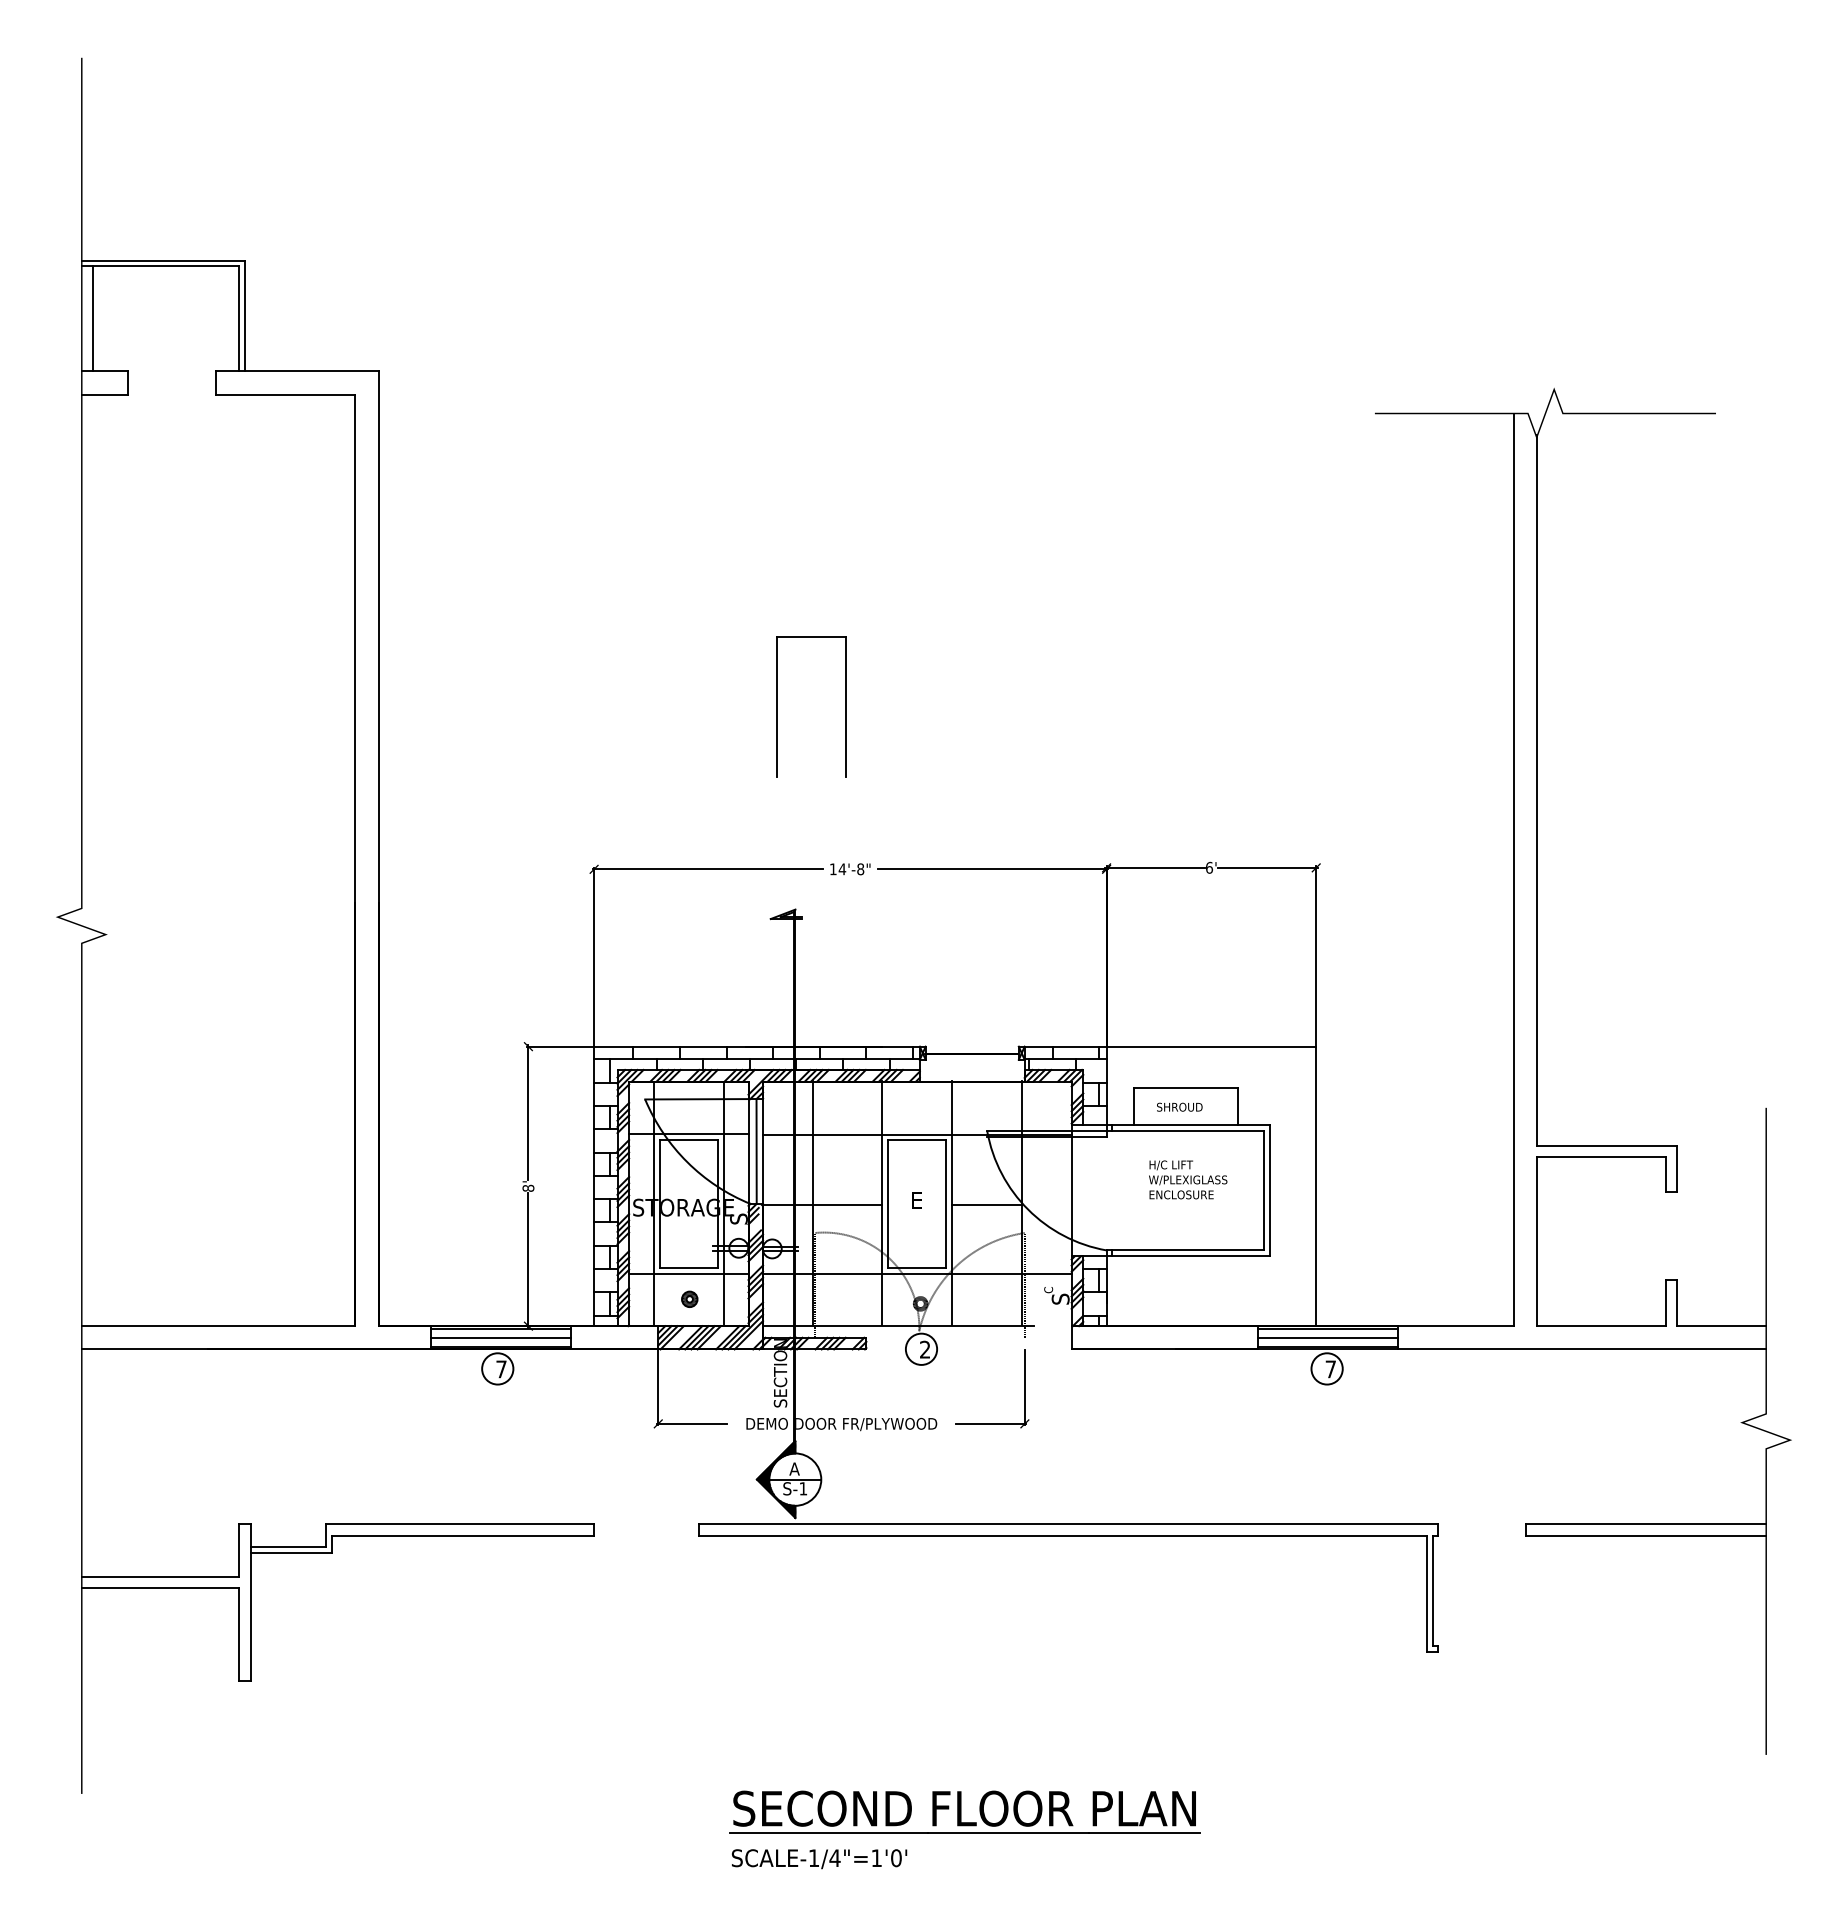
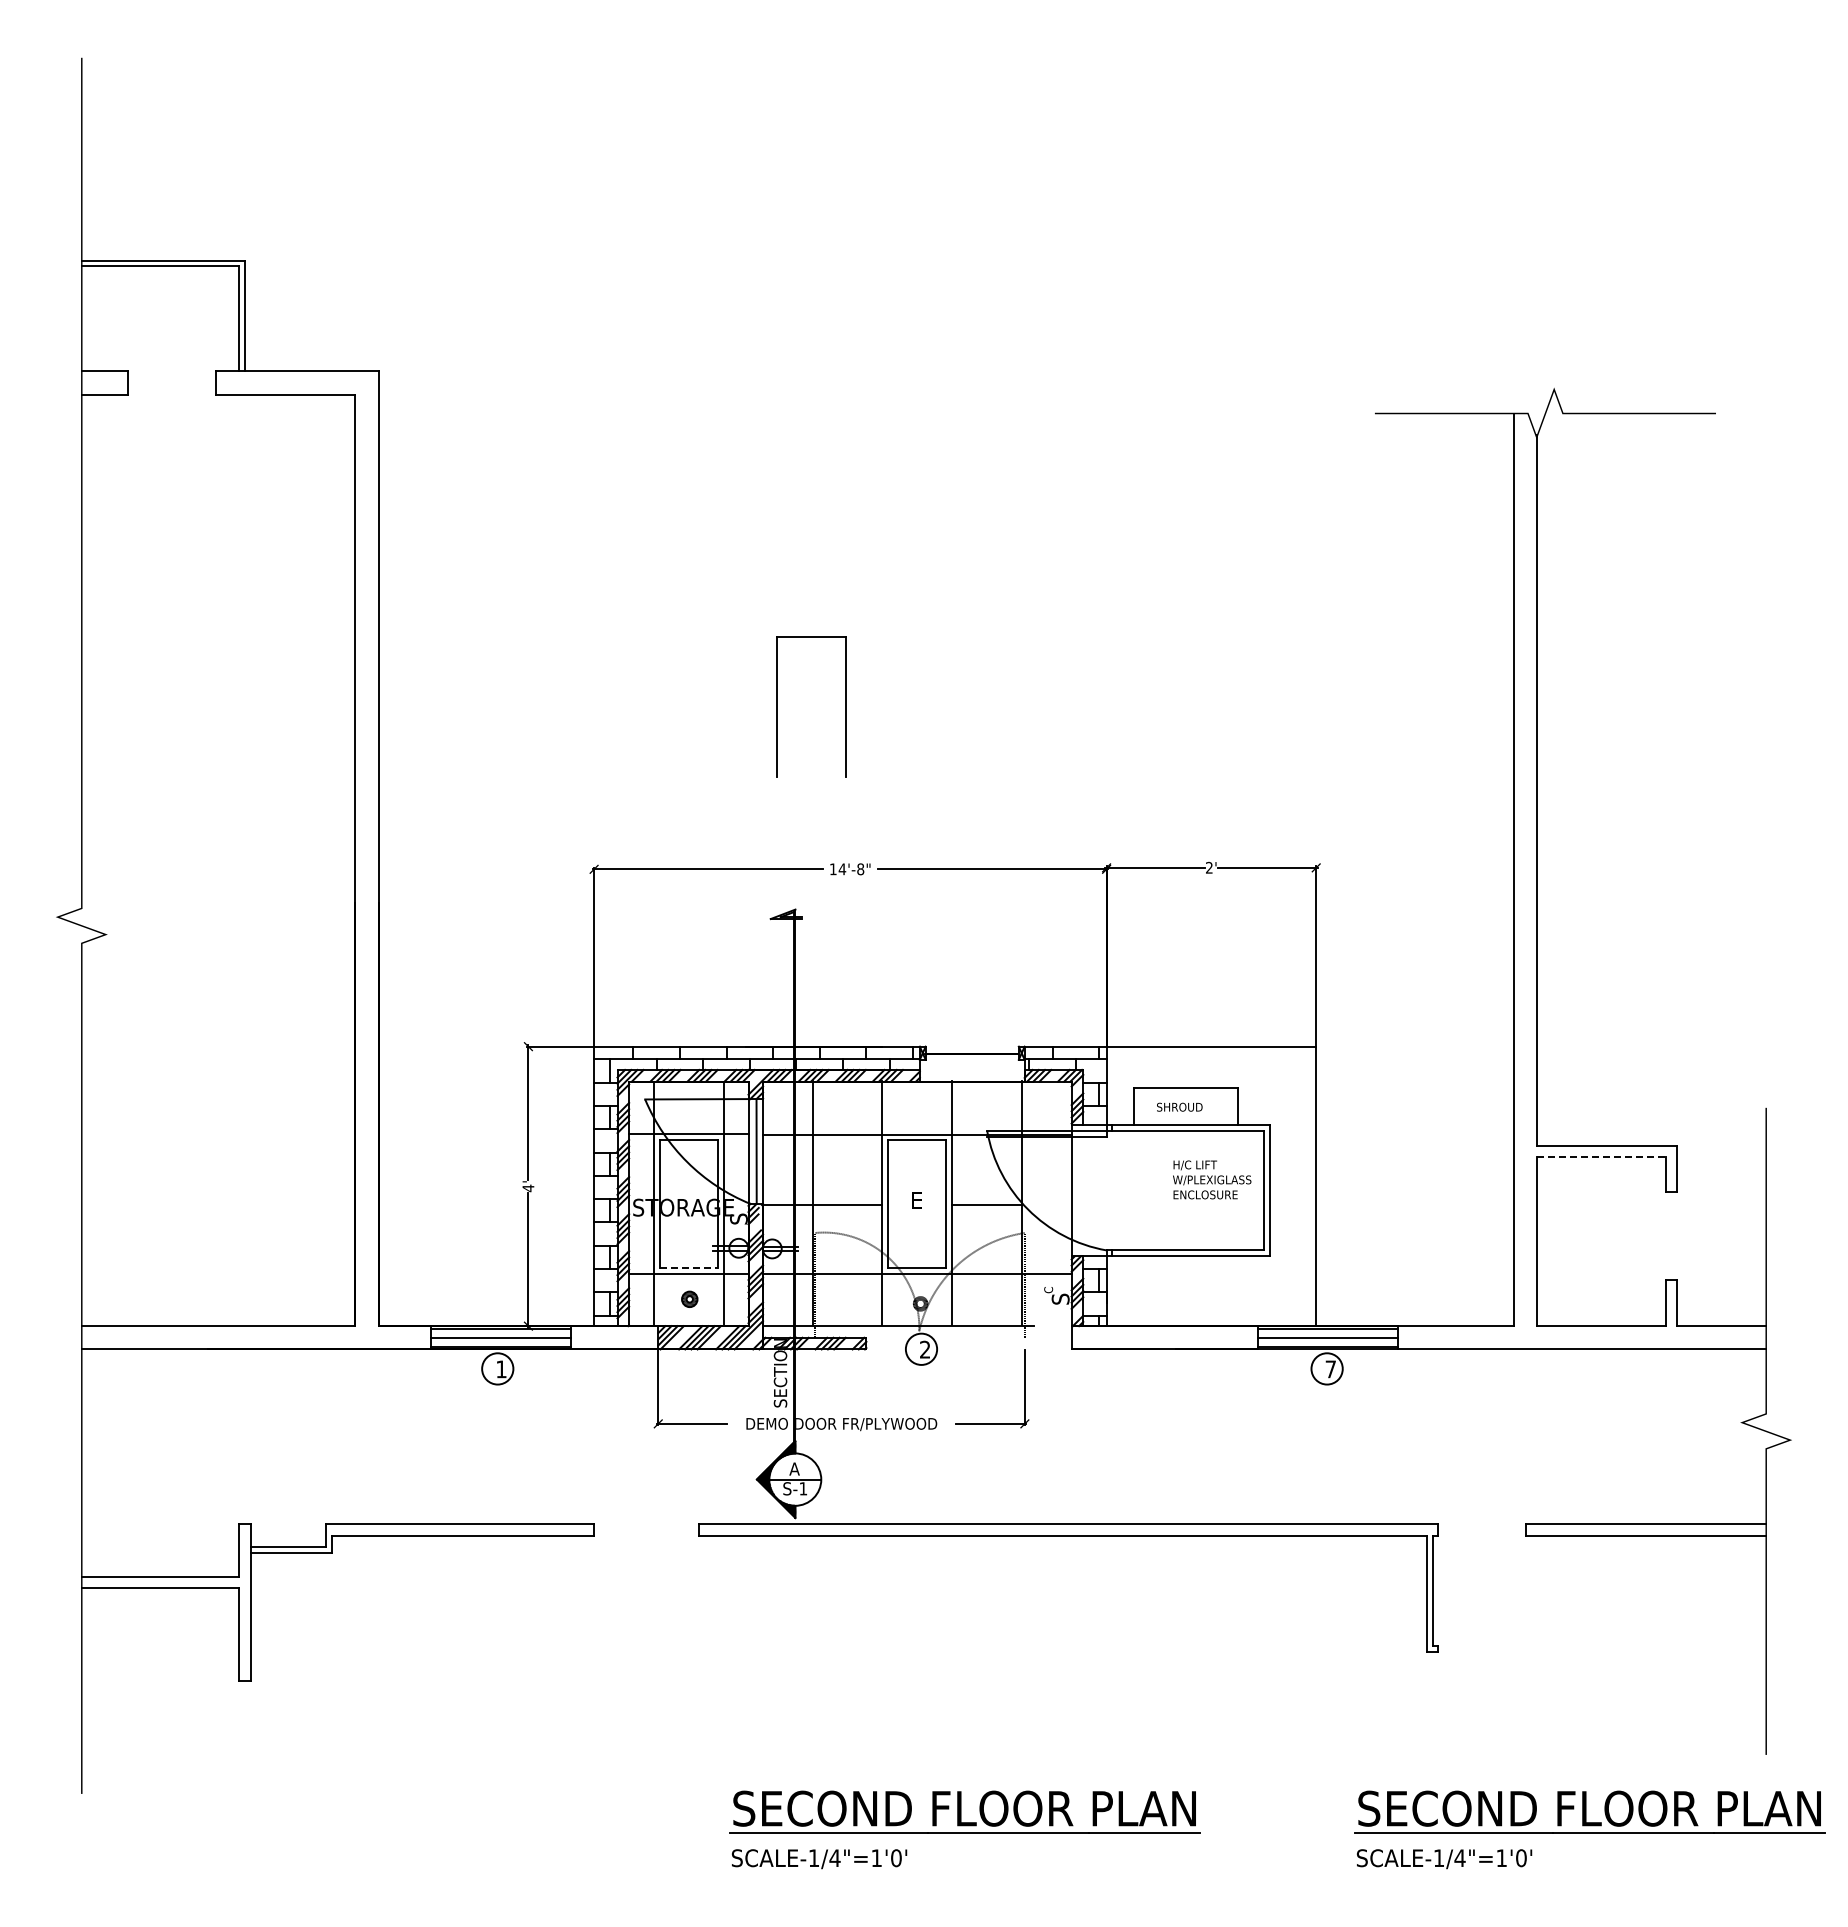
line: present -> none (93, 318)
text: 6' -> 2' (1209, 867)
line: solid -> dashed (1602, 1157)
text position: (1188, 1179) -> (1212, 1179) (1212, 1179)
text: 8' -> 4' (528, 1188)
line: solid -> dashed (689, 1267)
text: 7 -> 1 (501, 1369)
part: none -> present (1589, 1829)
